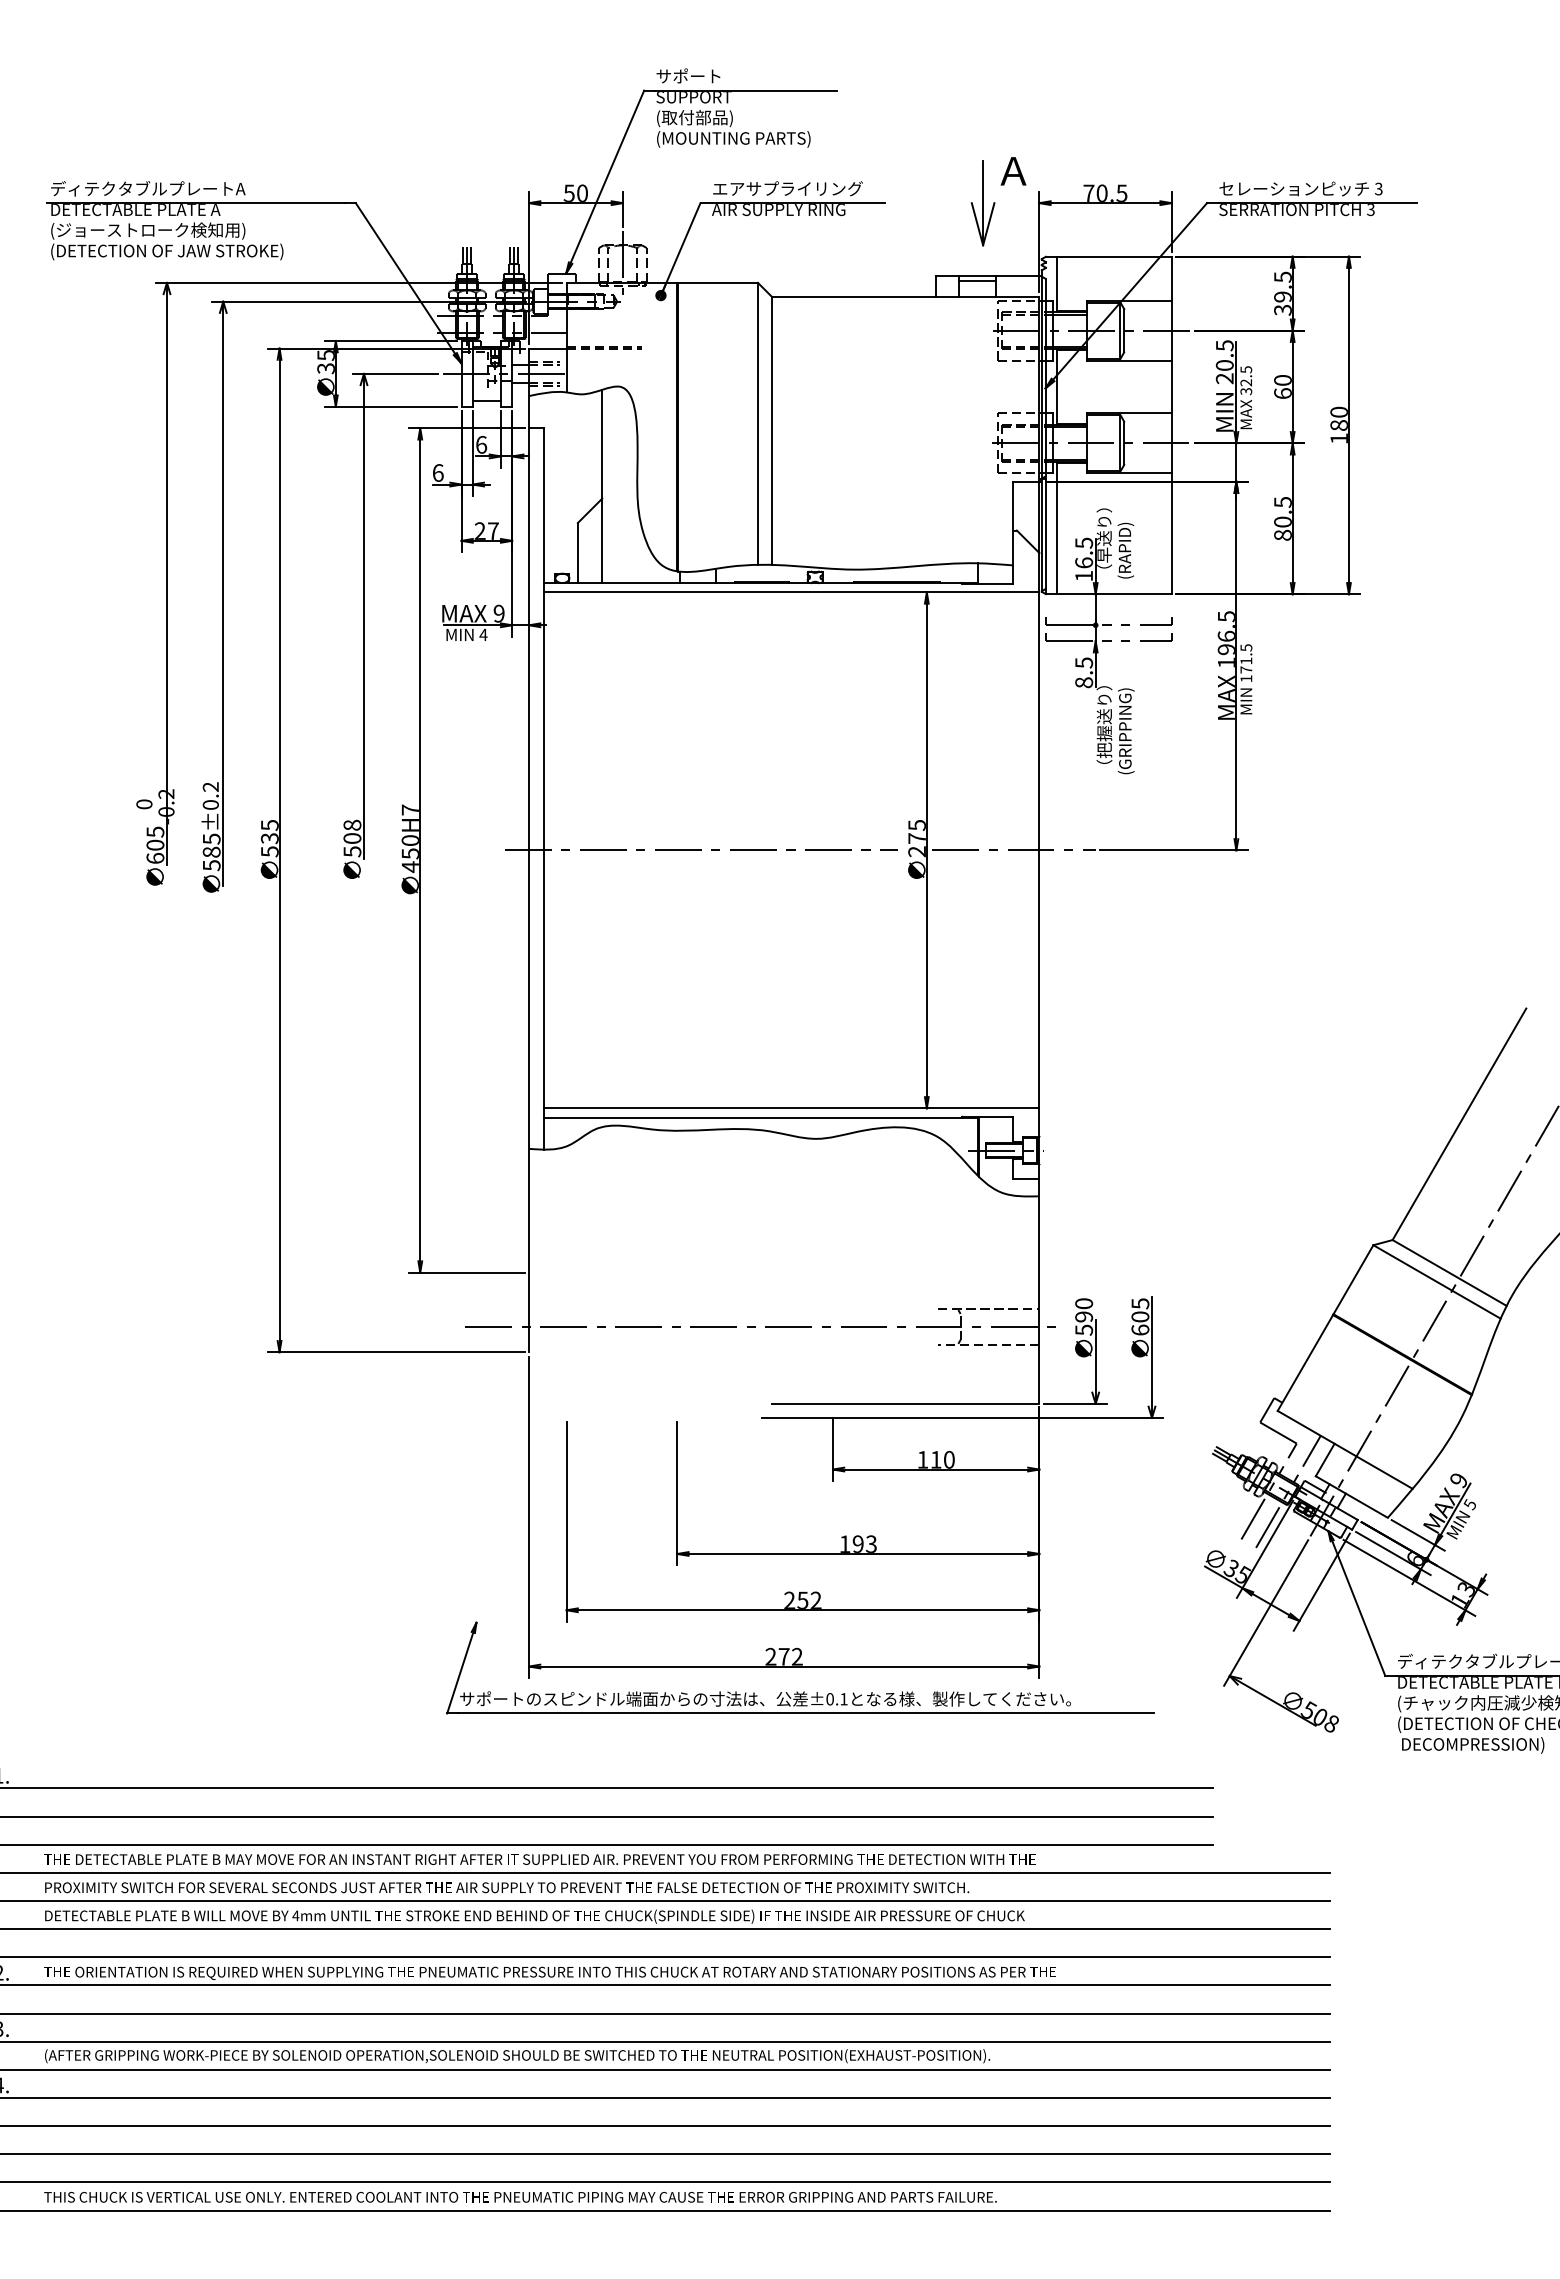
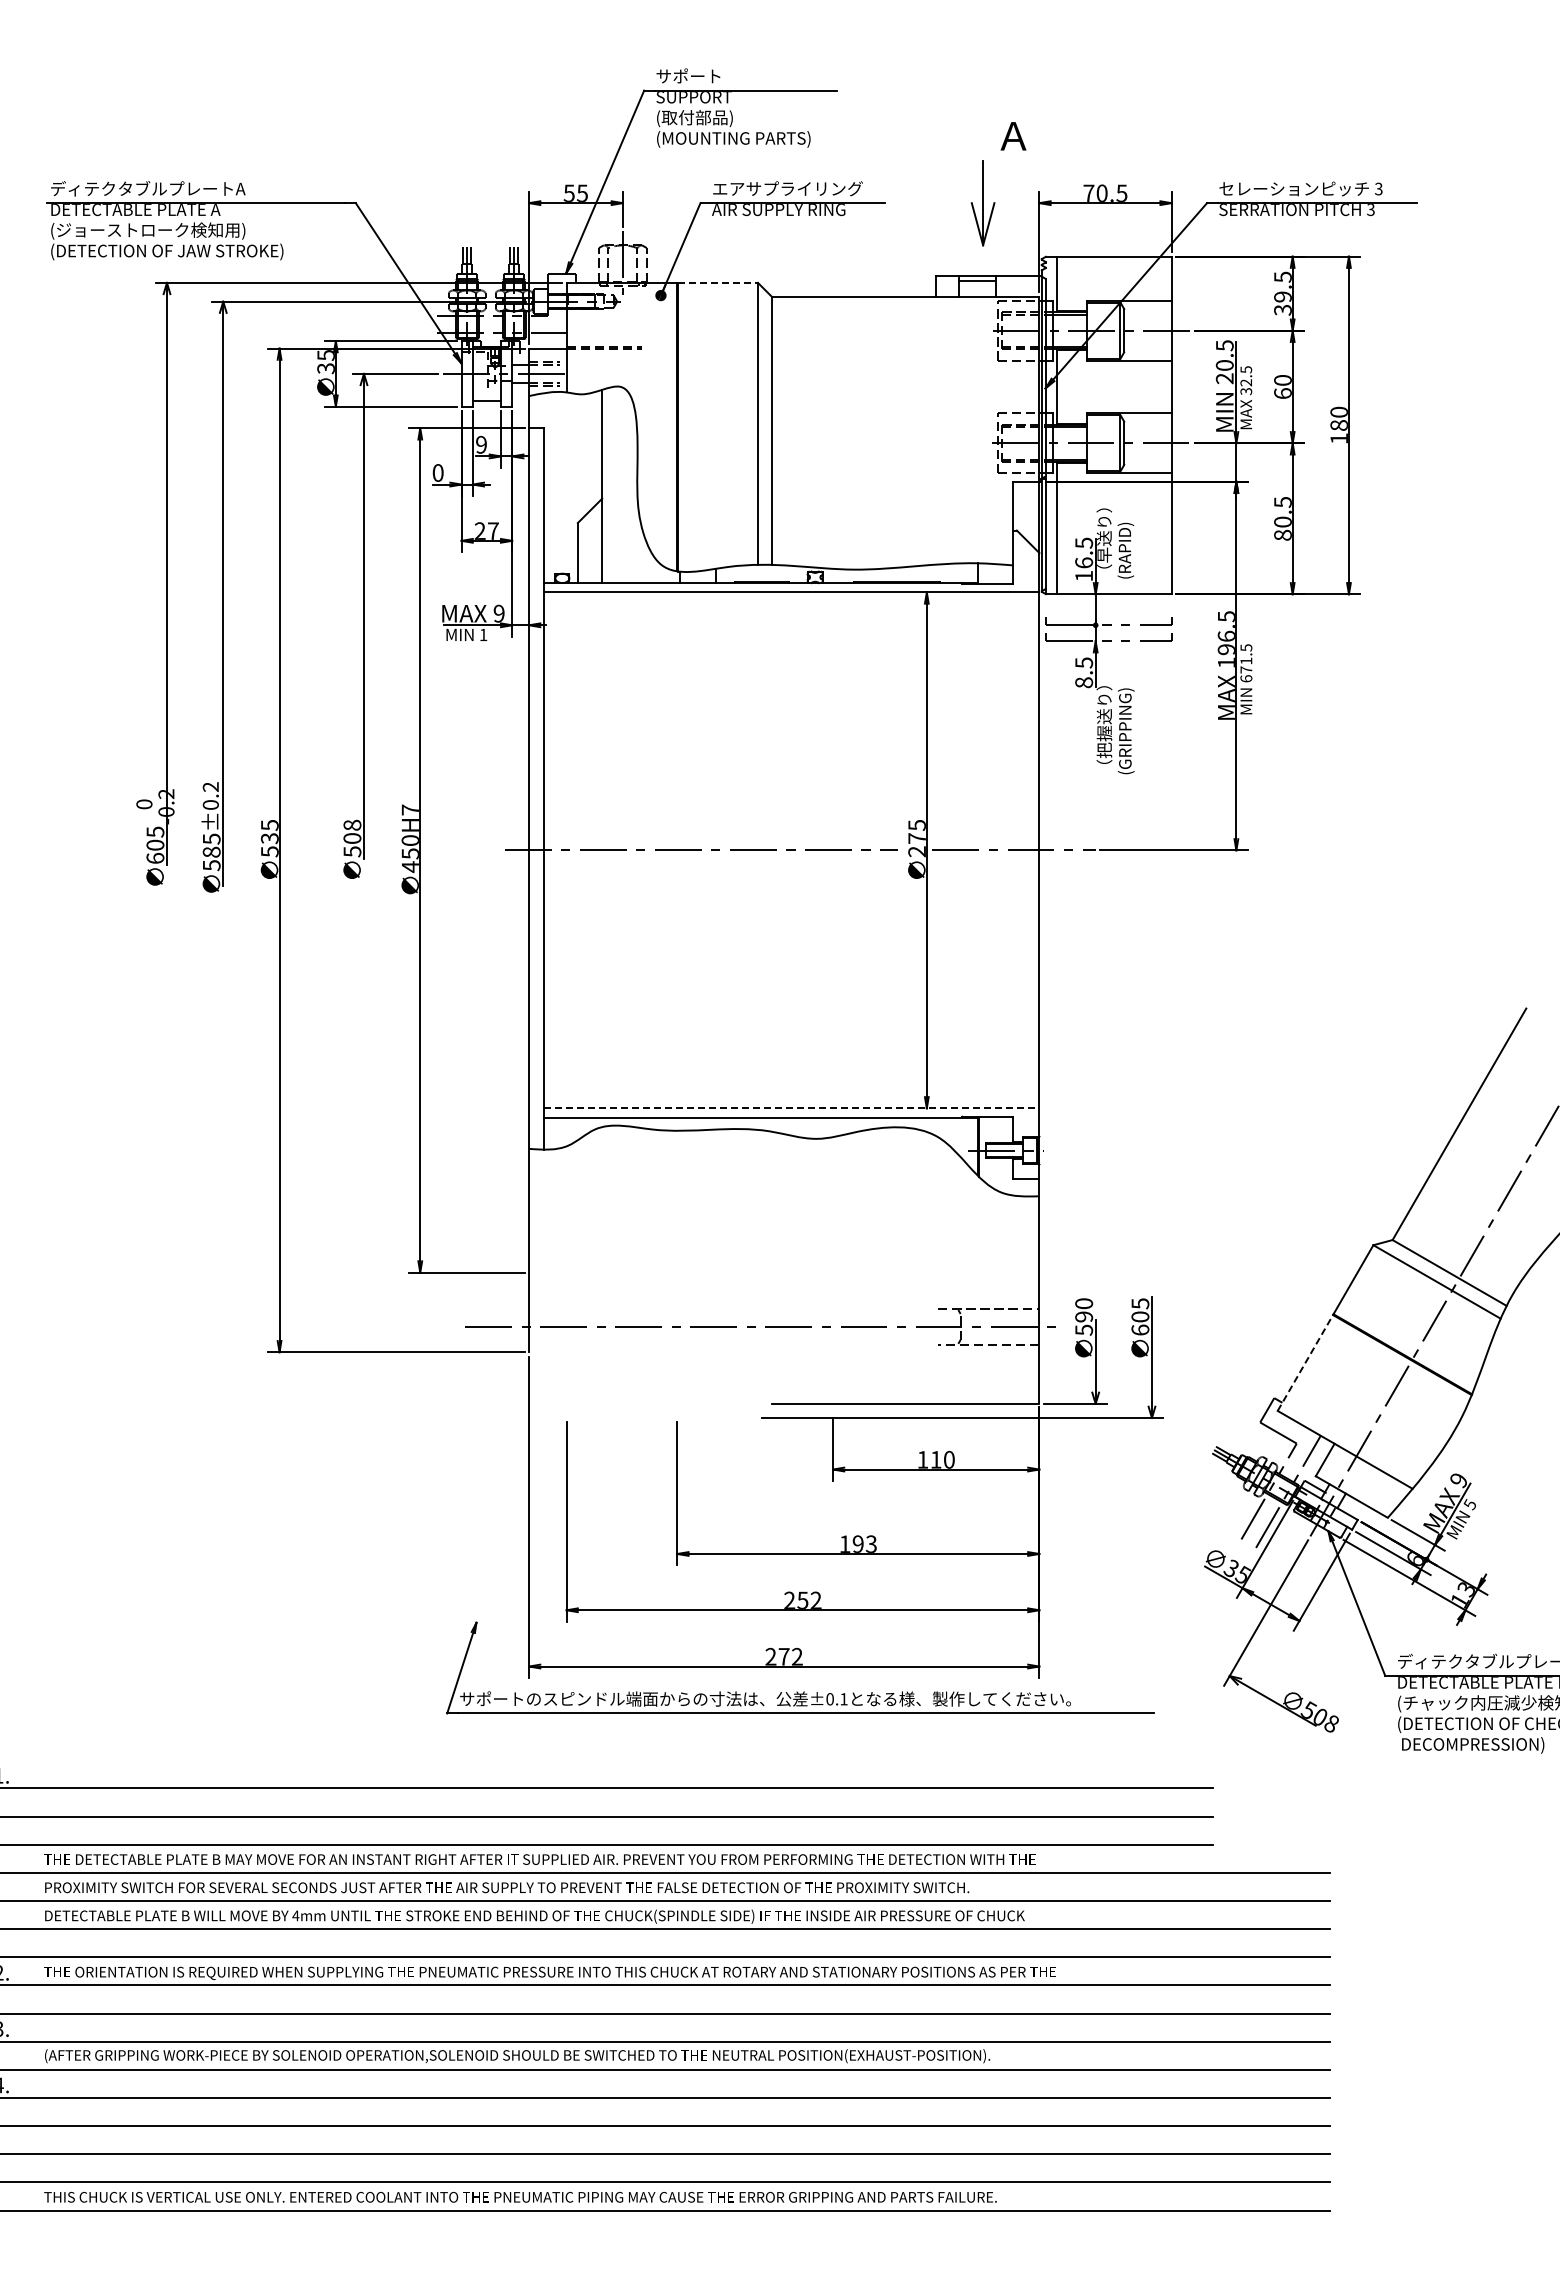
text position: (1013, 171) -> (1013, 136) (1013, 136)
text: 50 -> 55 (581, 192)
line: solid -> dashed (718, 282)
text: 6 -> 9 (481, 444)
text: 6 -> 0 (437, 472)
text: 4 -> 1 (483, 634)
text: 171.5 -> 671.5 (1246, 678)
line: solid -> dashed (791, 1108)
line: solid -> dashed (1305, 1362)
